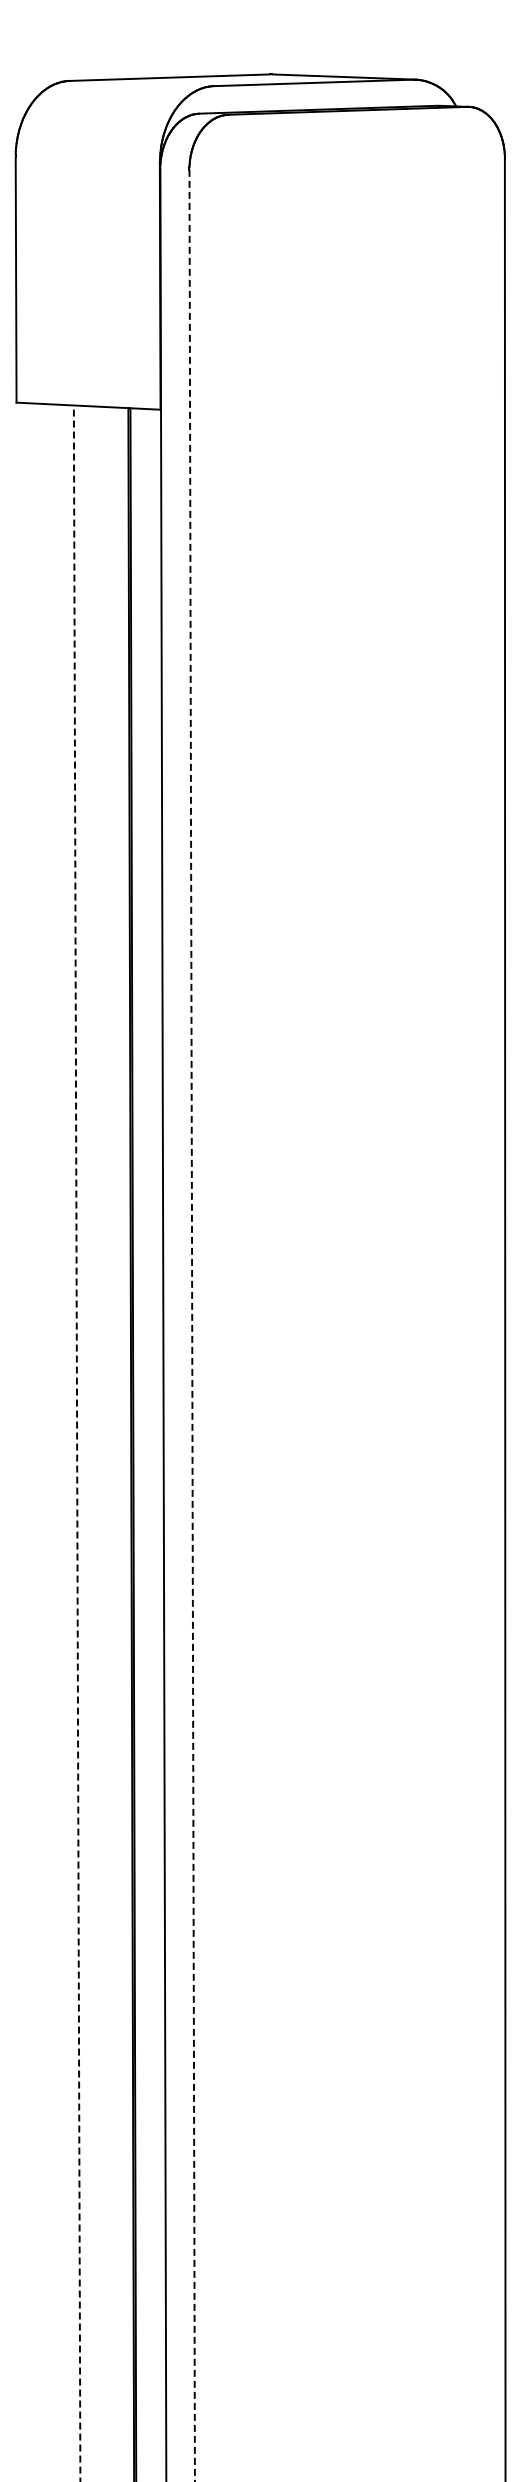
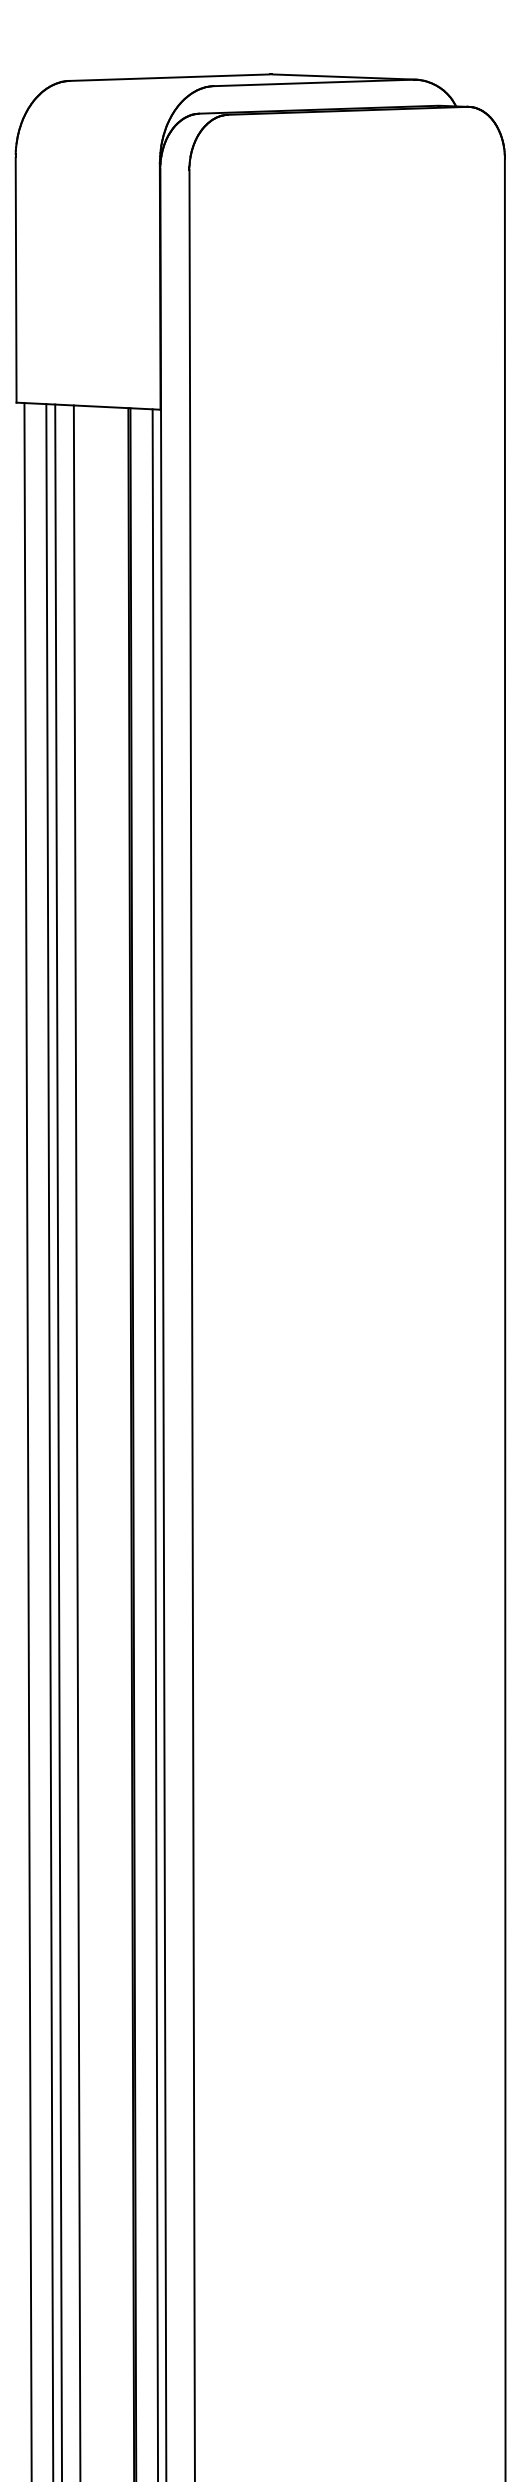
line: dashed -> solid (192, 1325)
line: none -> present (27, 1440)
line: none -> present (49, 1441)
line: none -> present (58, 1441)
line: dashed -> solid (77, 1443)
line: none -> present (155, 1443)
